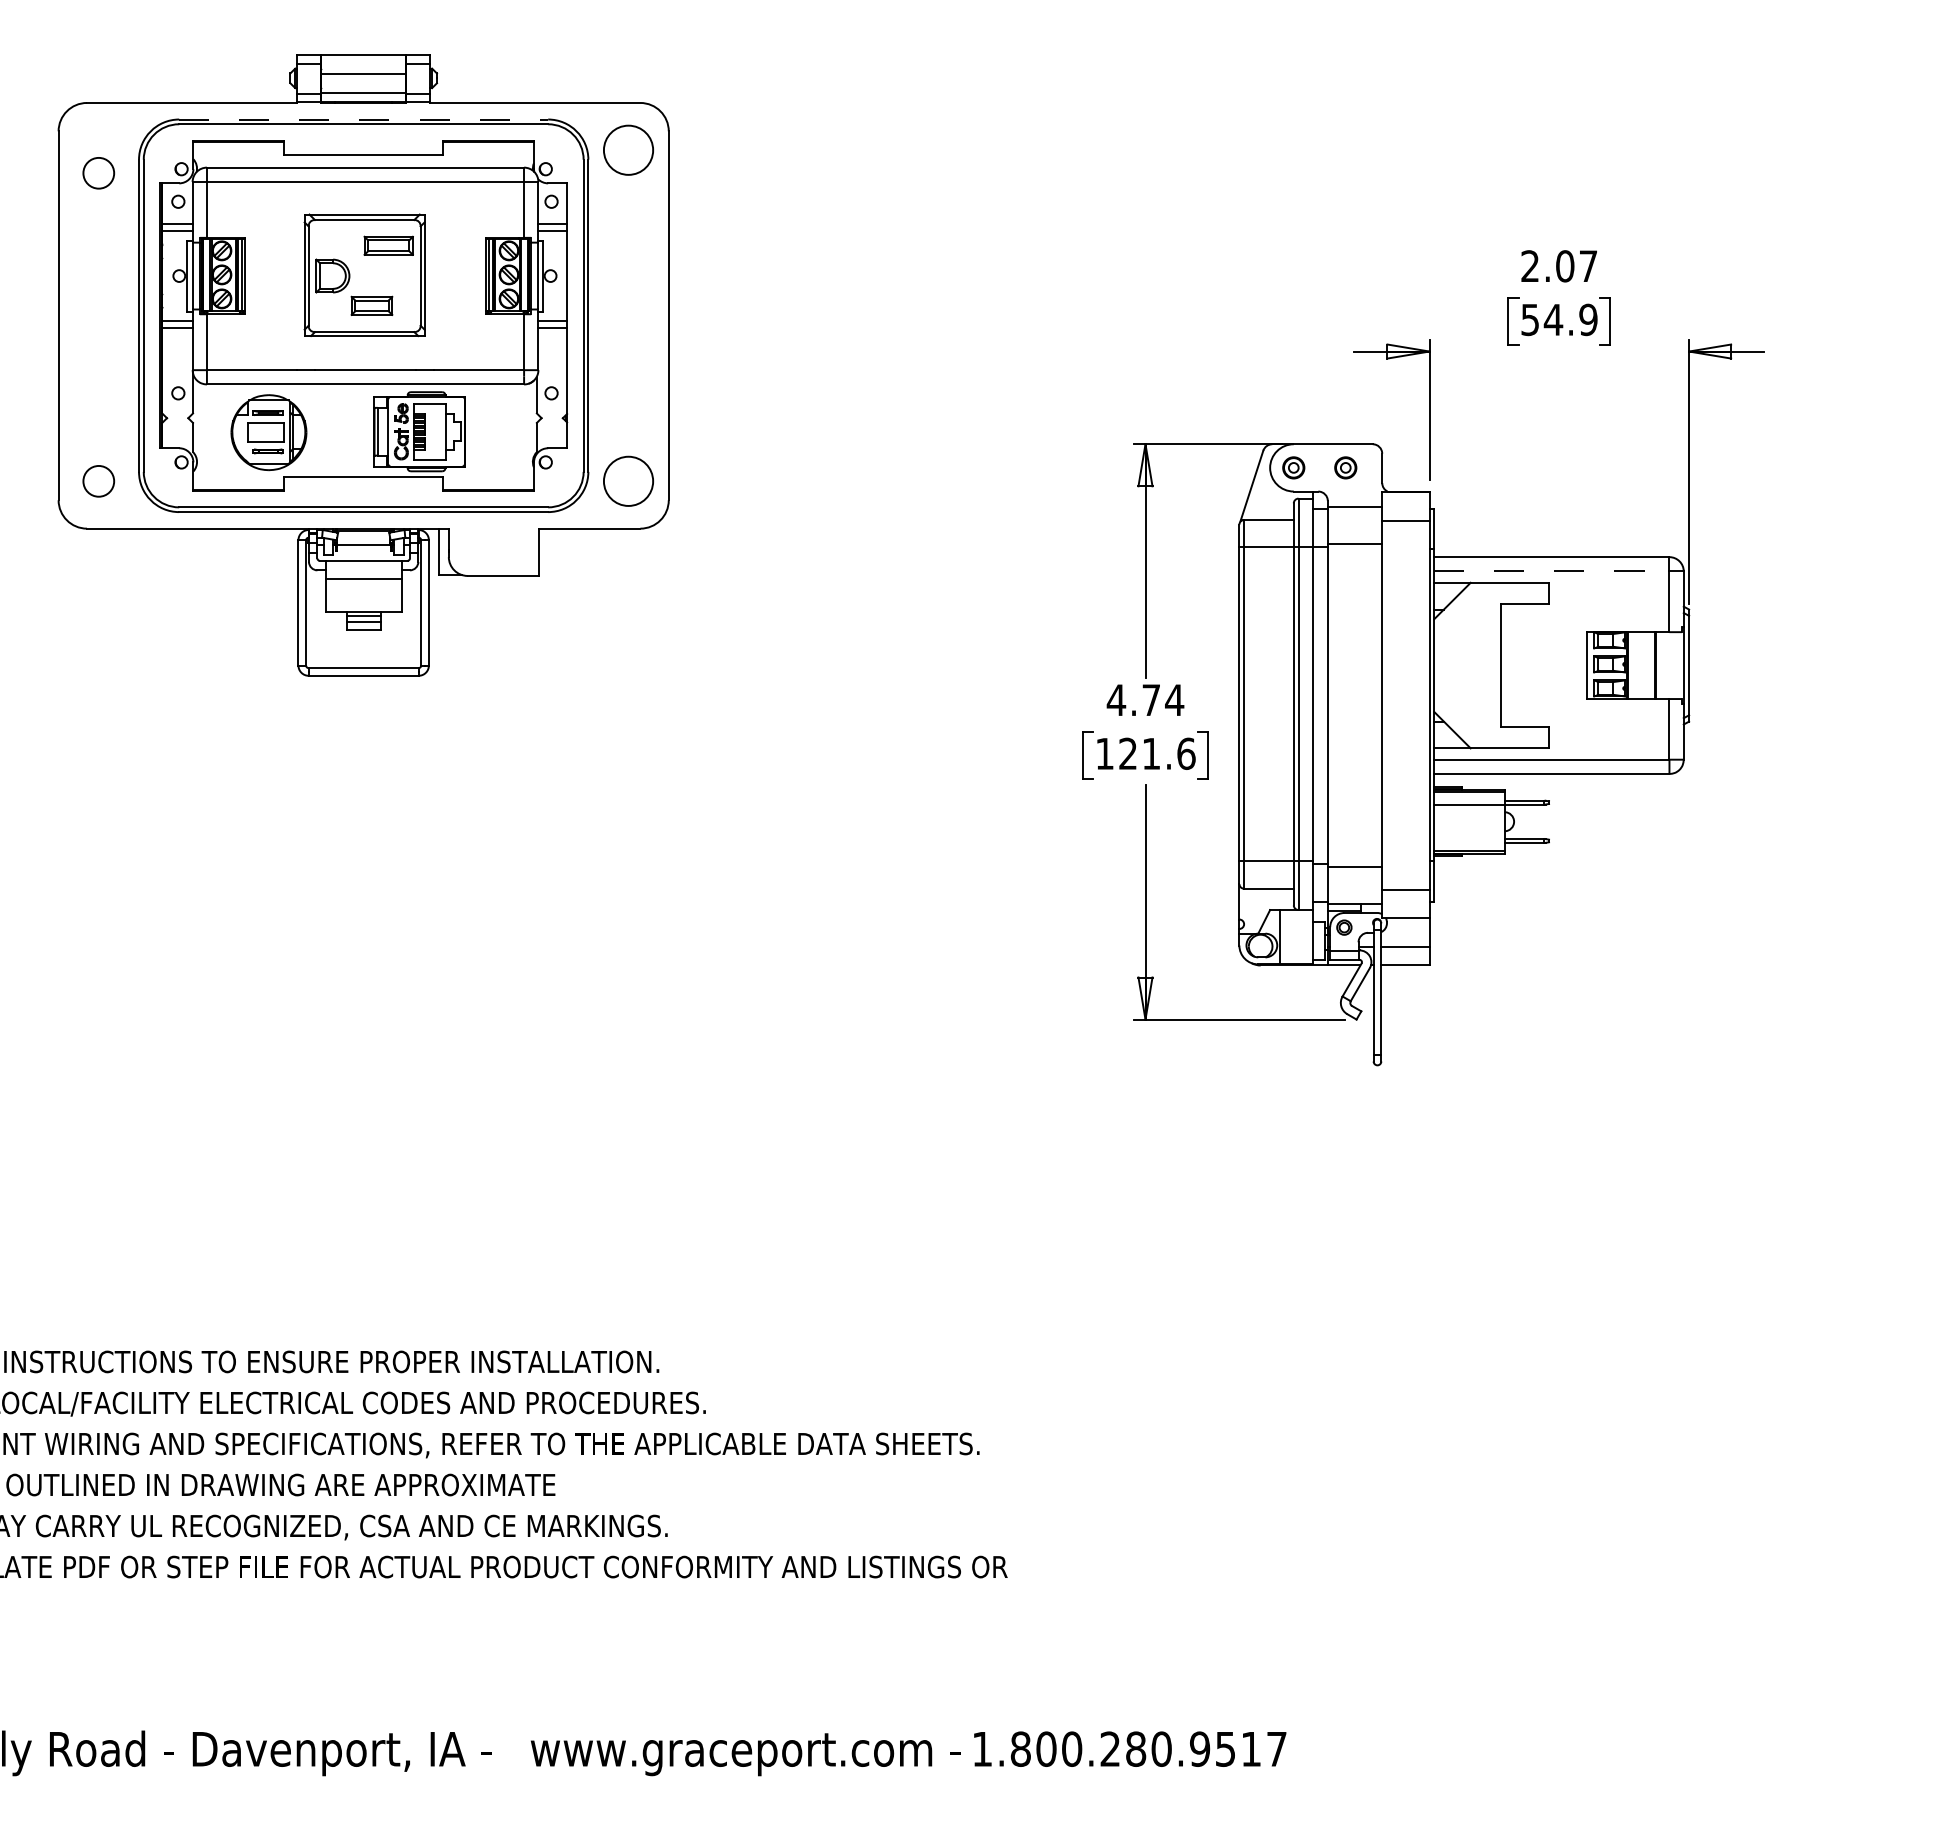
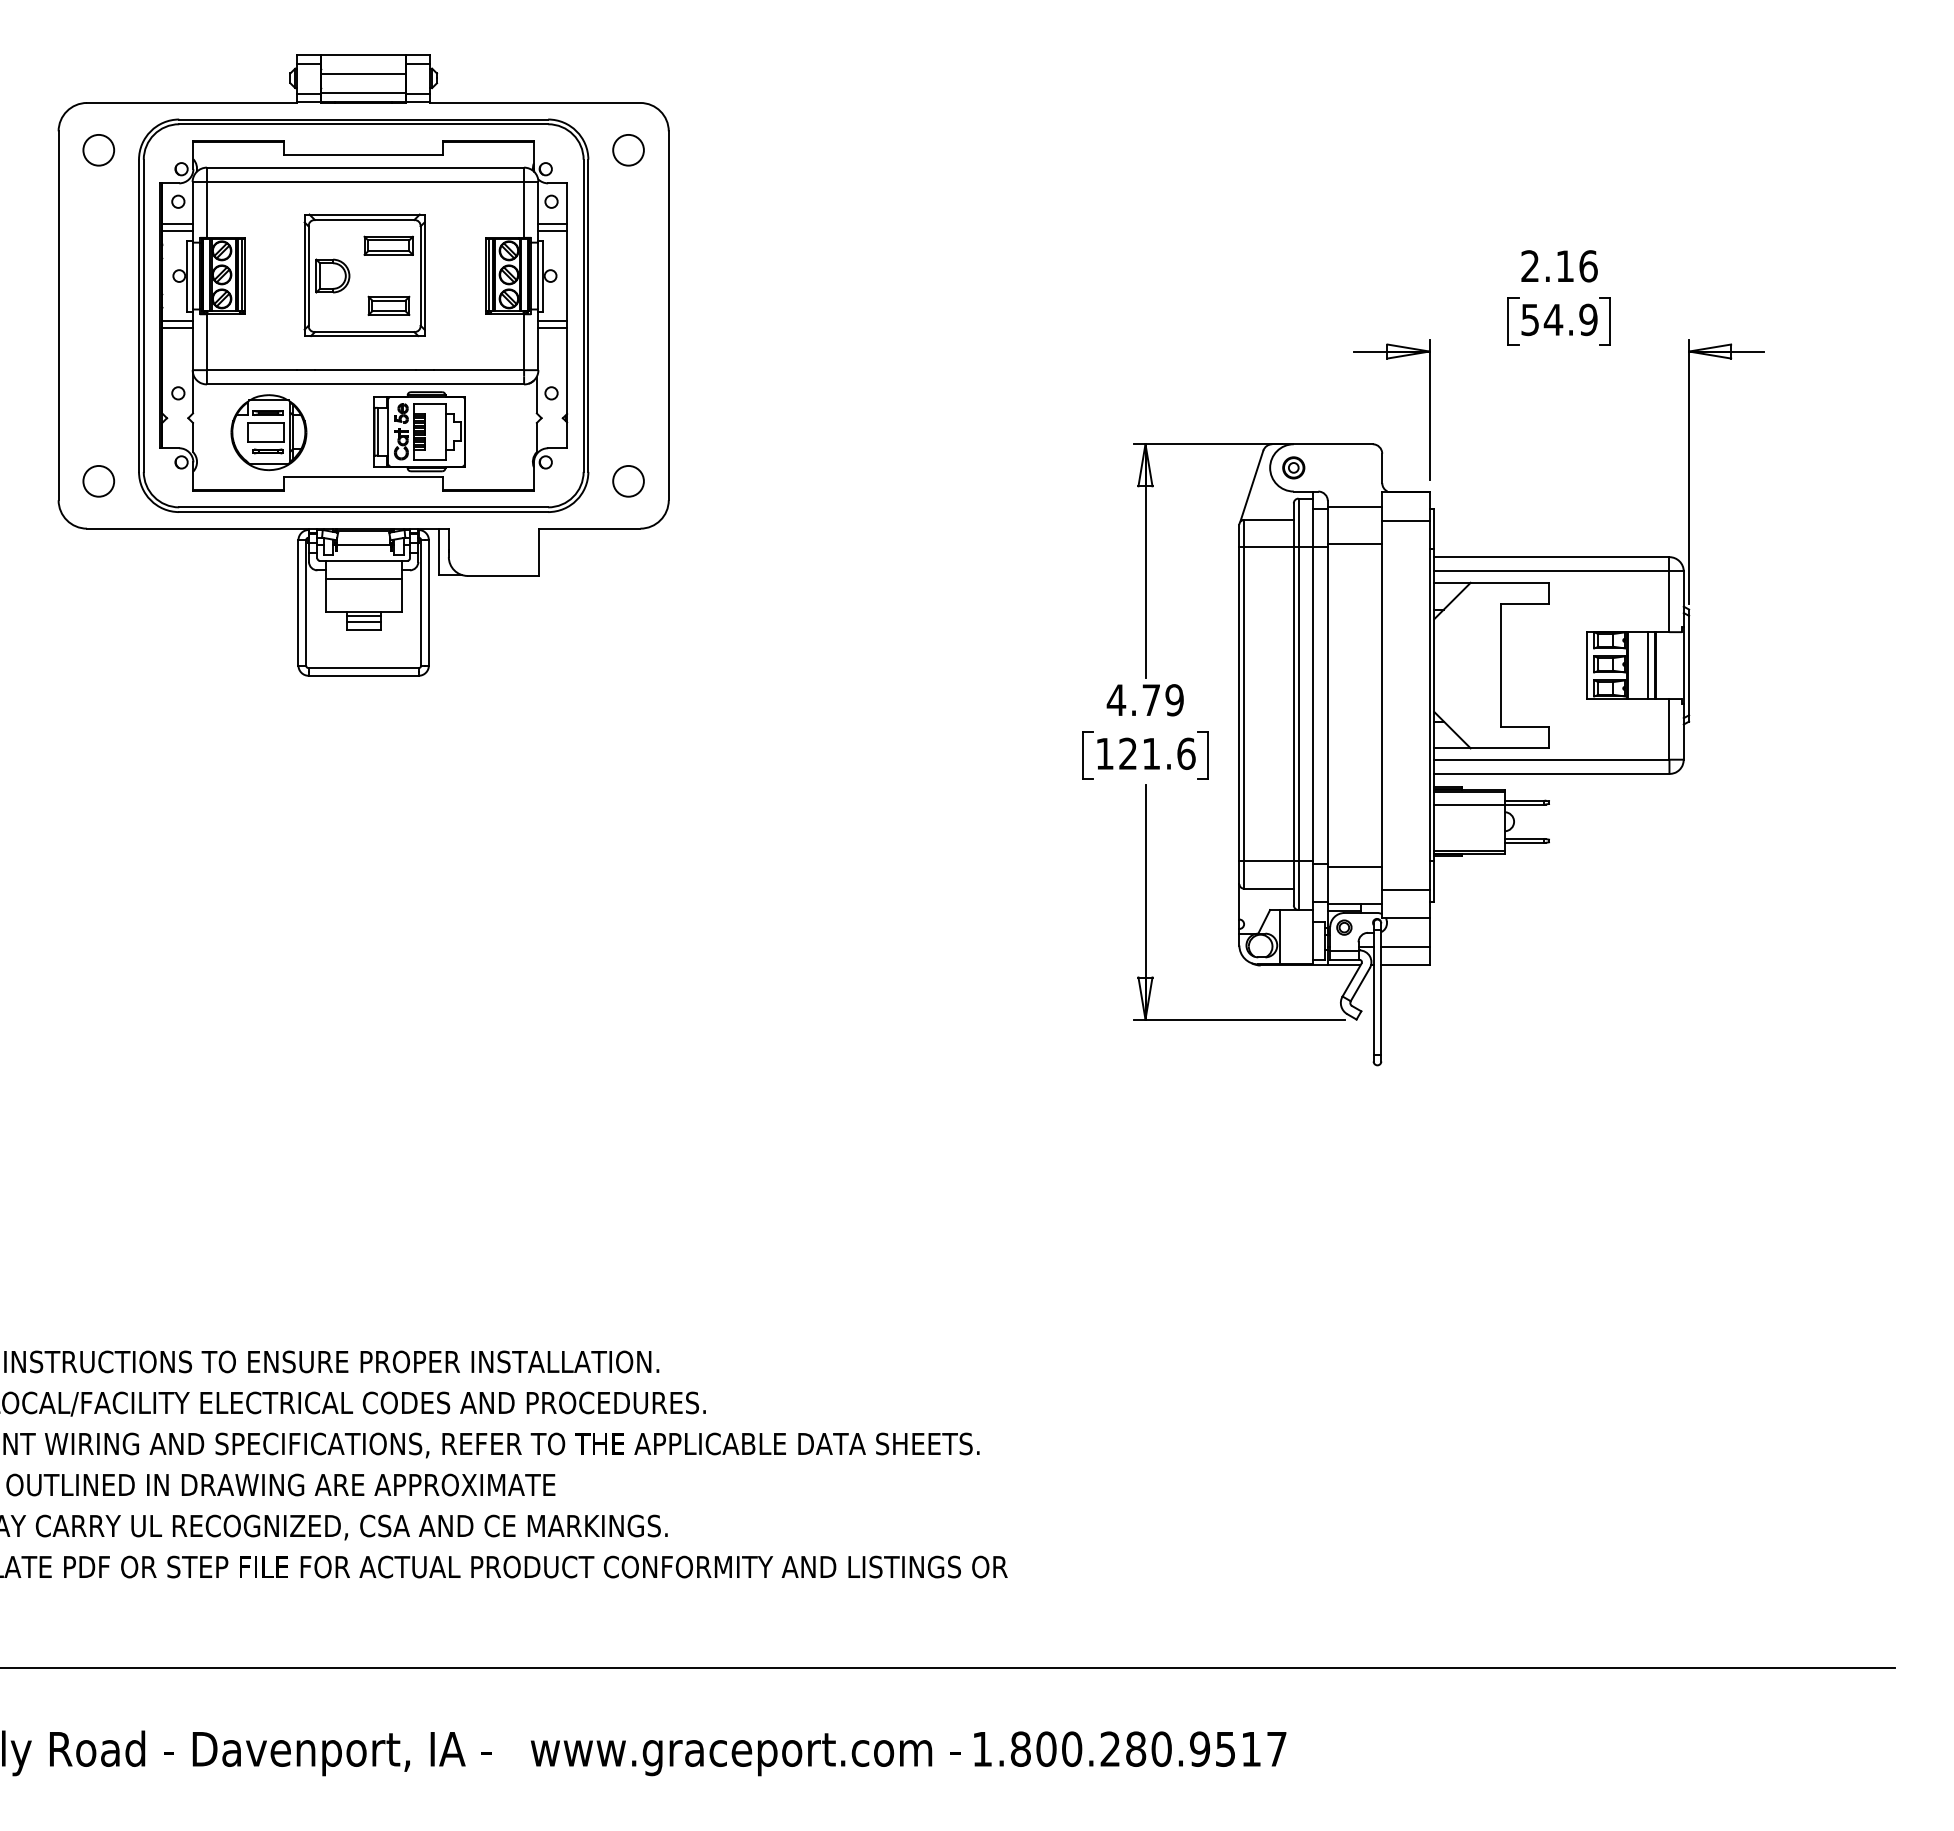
line: dashed -> solid (364, 119)
circle diameter: 49 px -> 31 px (628, 149)
circle position: (98, 173) -> (98, 150) (98, 150)
text: 2.07 -> 2.16 (1576, 266)
part position: (371, 305) -> (388, 305) (388, 305)
part: present -> none (1345, 467)
circle diameter: 49 px -> 31 px (628, 480)
line: dashed -> solid (1551, 571)
line: none -> present (1647, 665)
text: 4.74 -> 4.79 (1174, 700)
line: none -> present (948, 1667)
